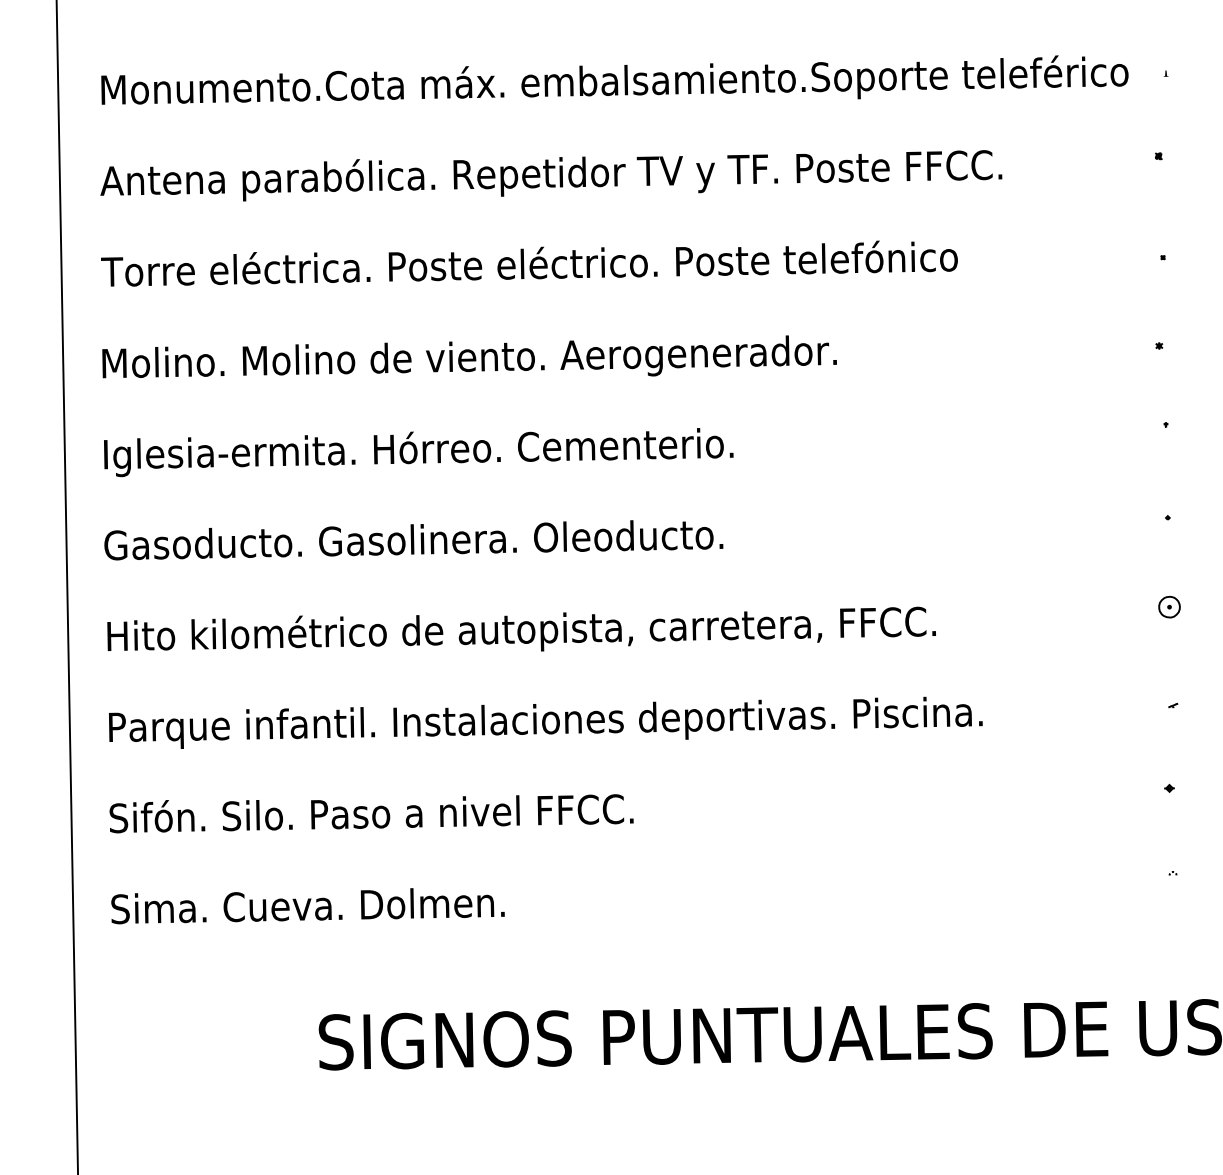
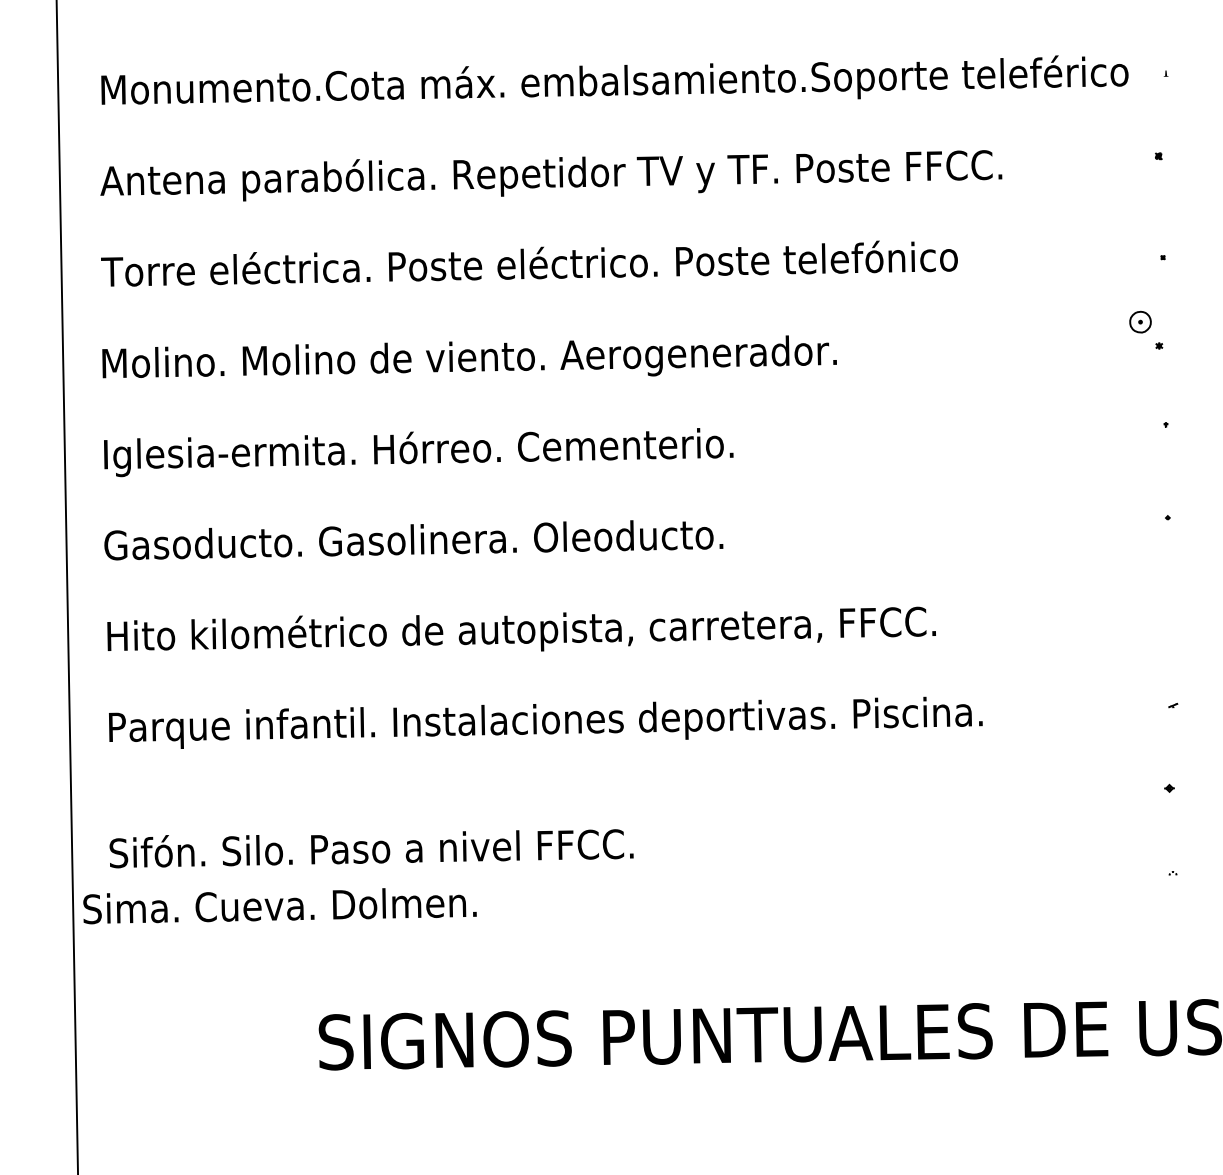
part position: (1169, 606) -> (1140, 321) (1140, 321)
text position: (371, 813) -> (371, 848) (371, 848)
text position: (307, 906) -> (279, 906) (279, 906)
